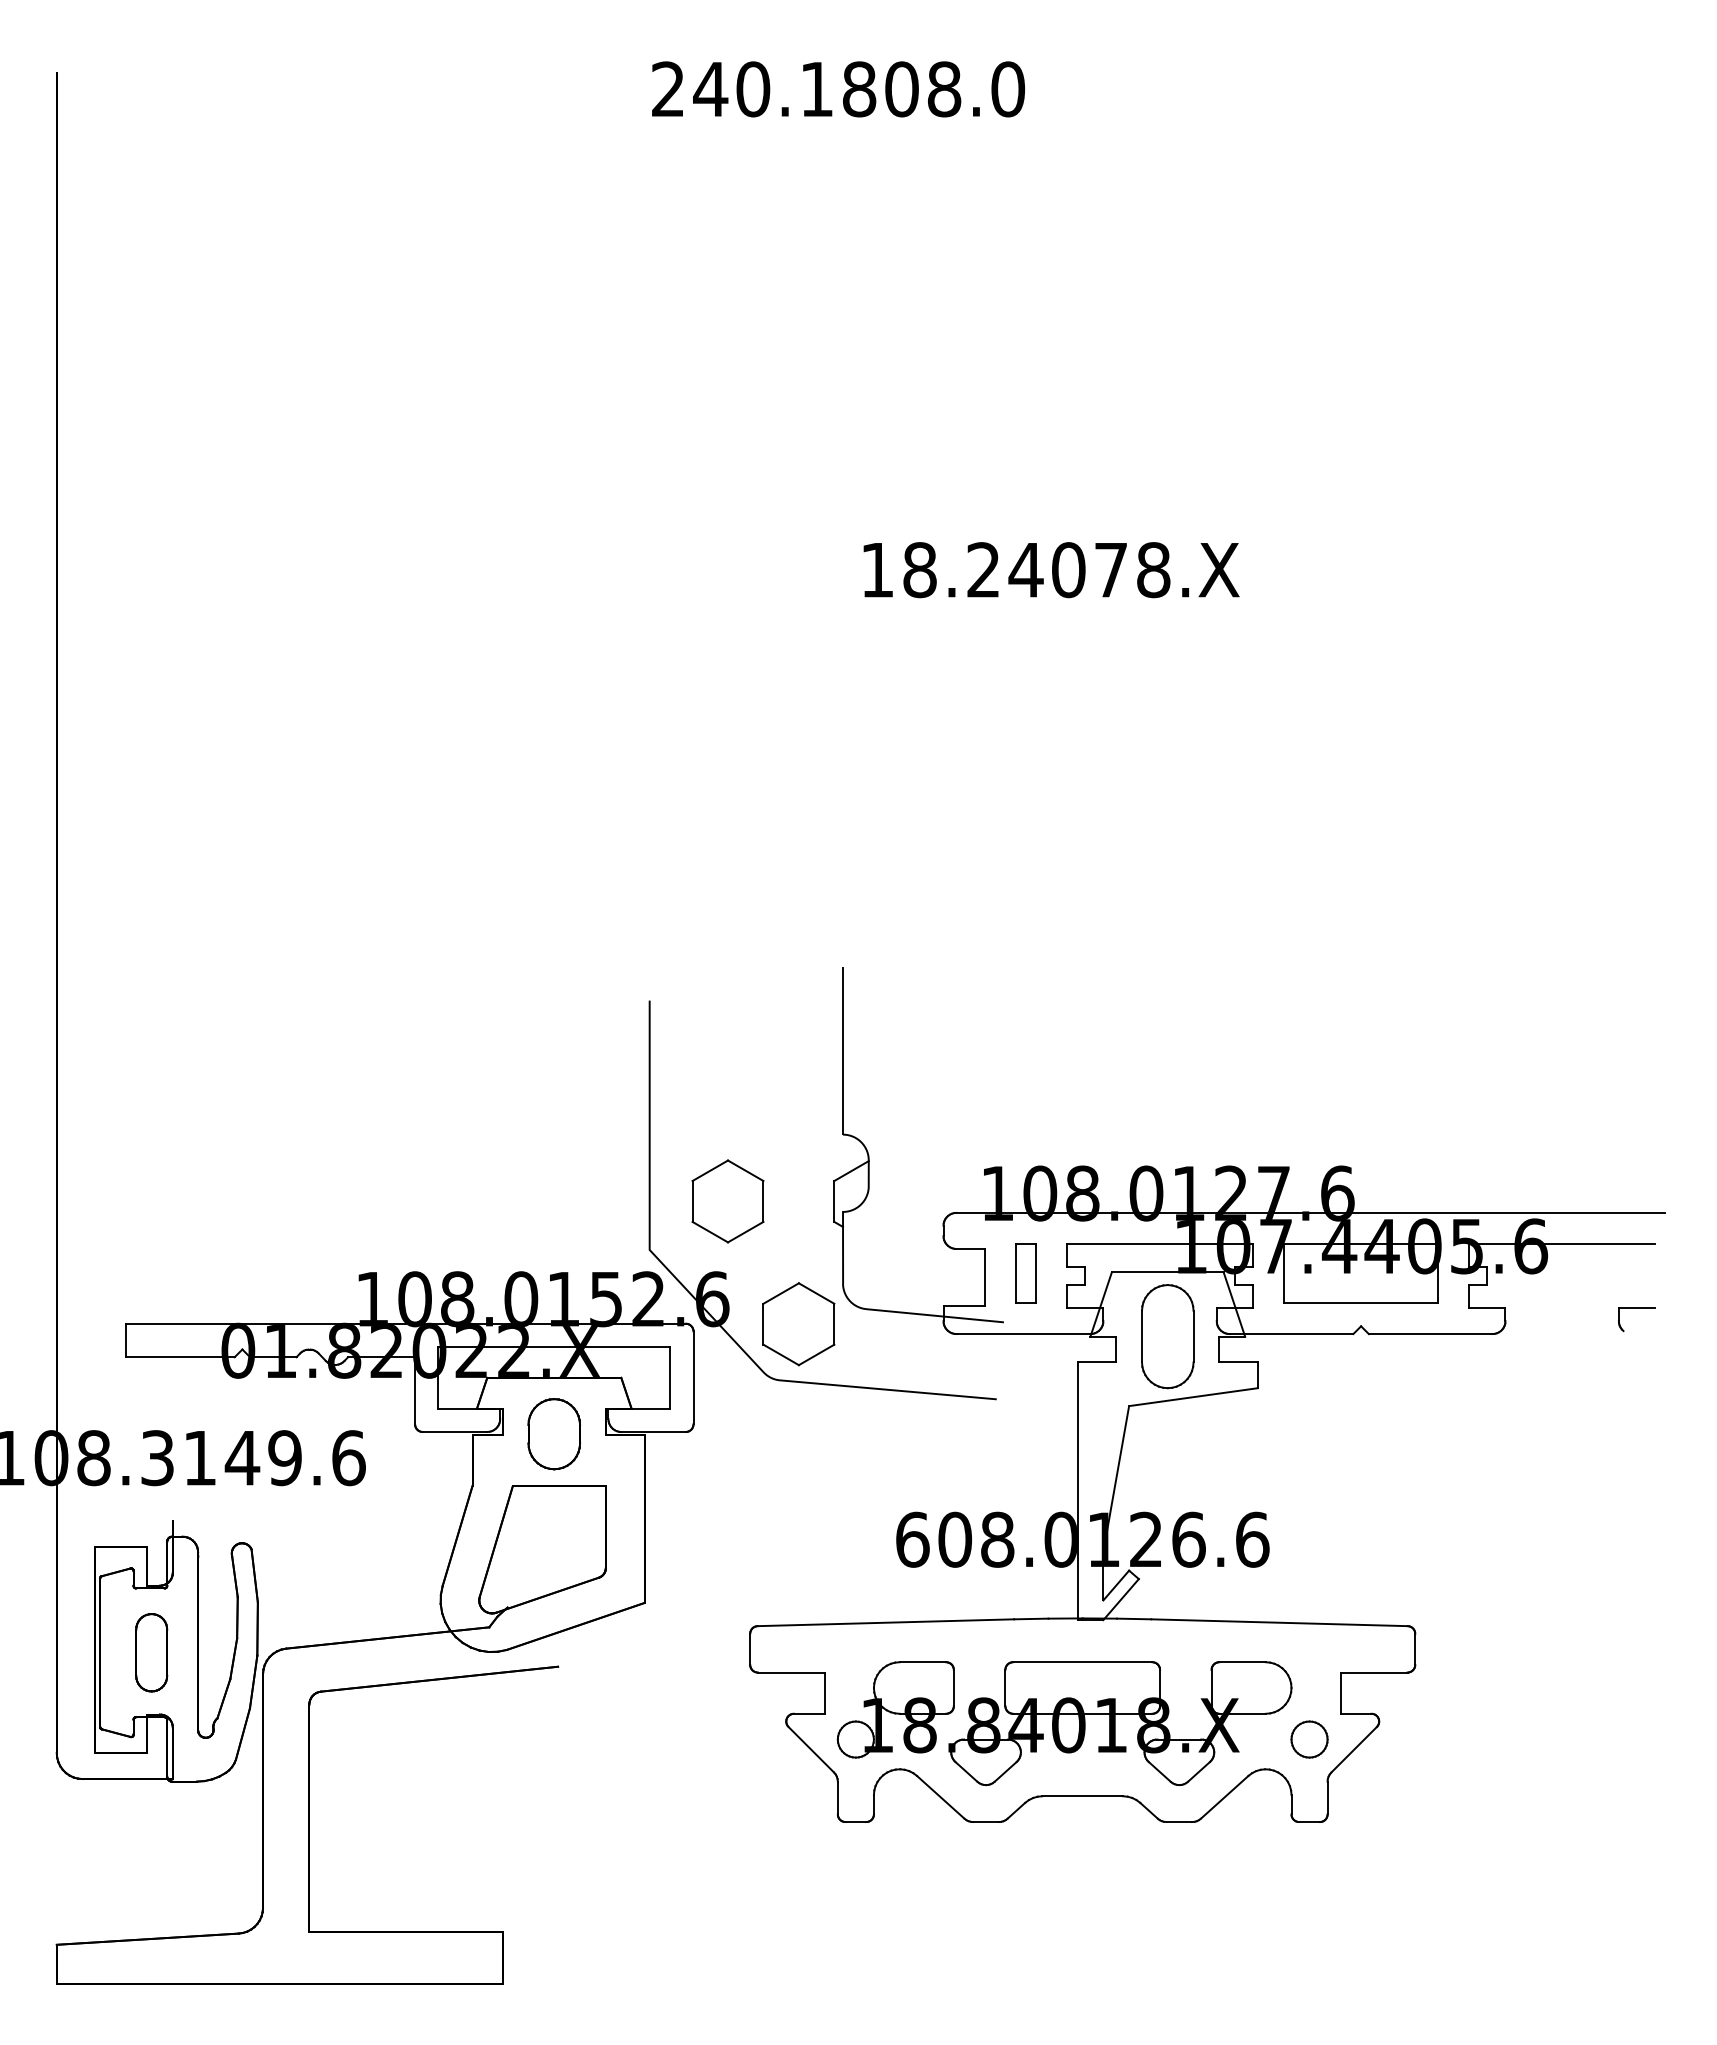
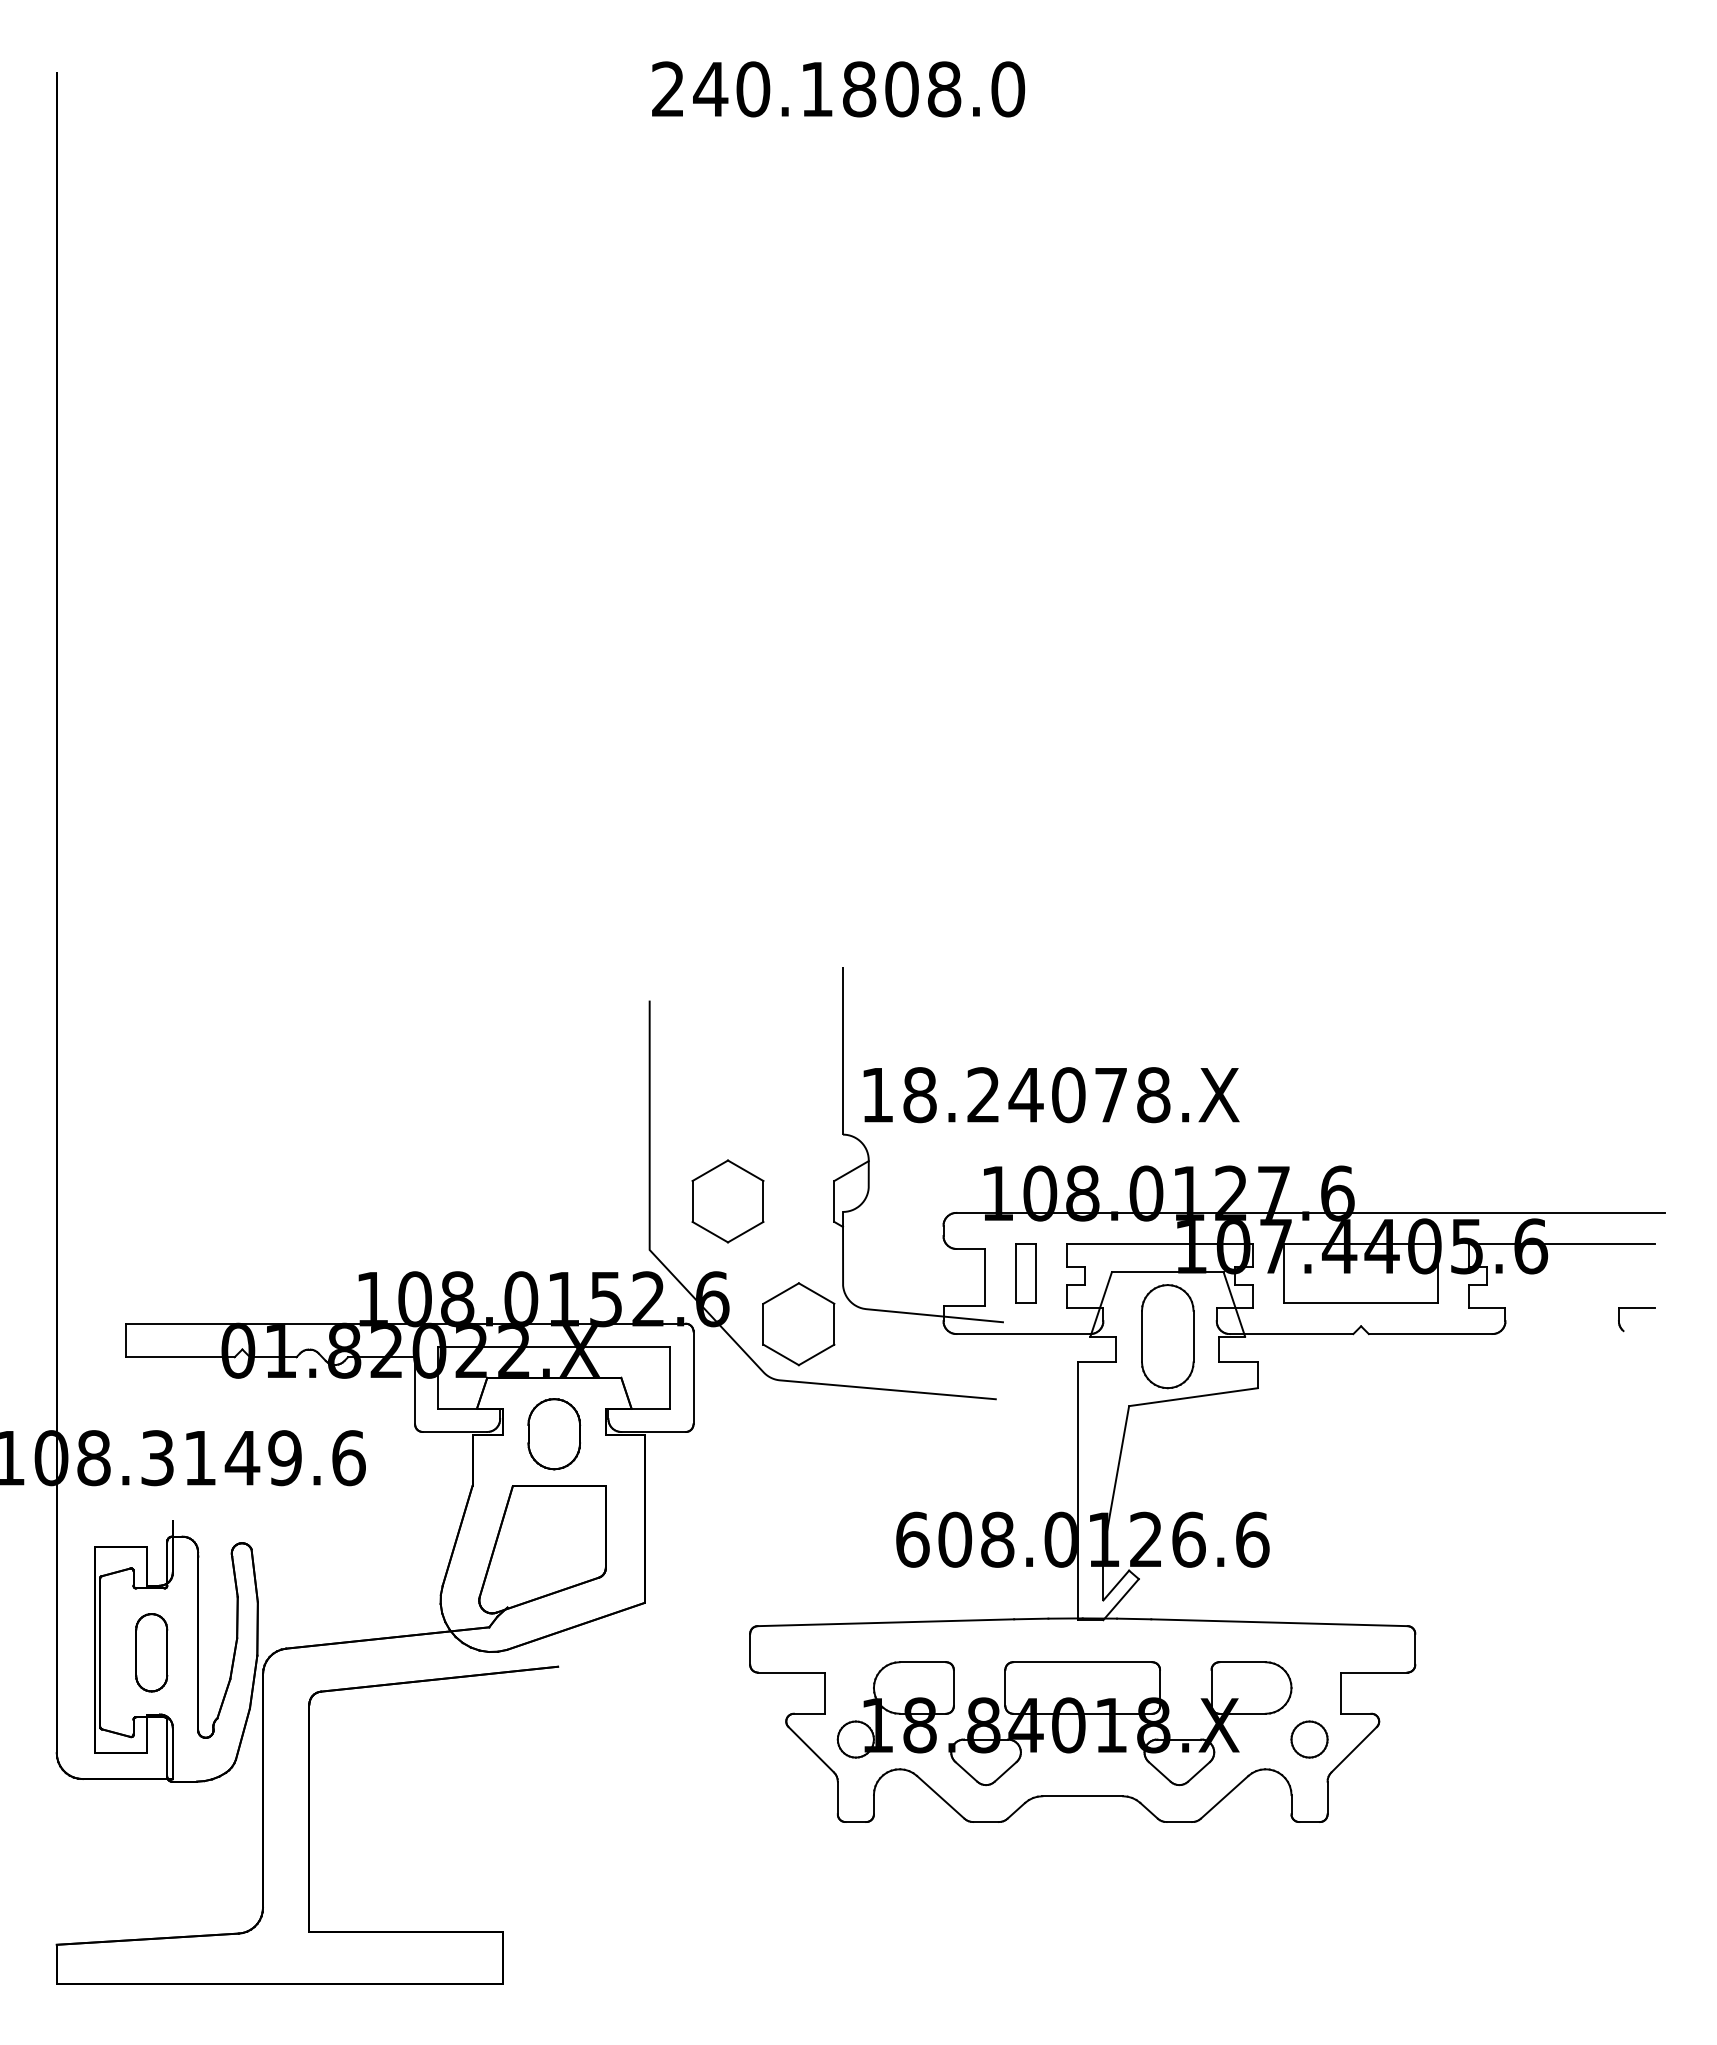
text position: (1051, 570) -> (1051, 1095) (1051, 1095)
